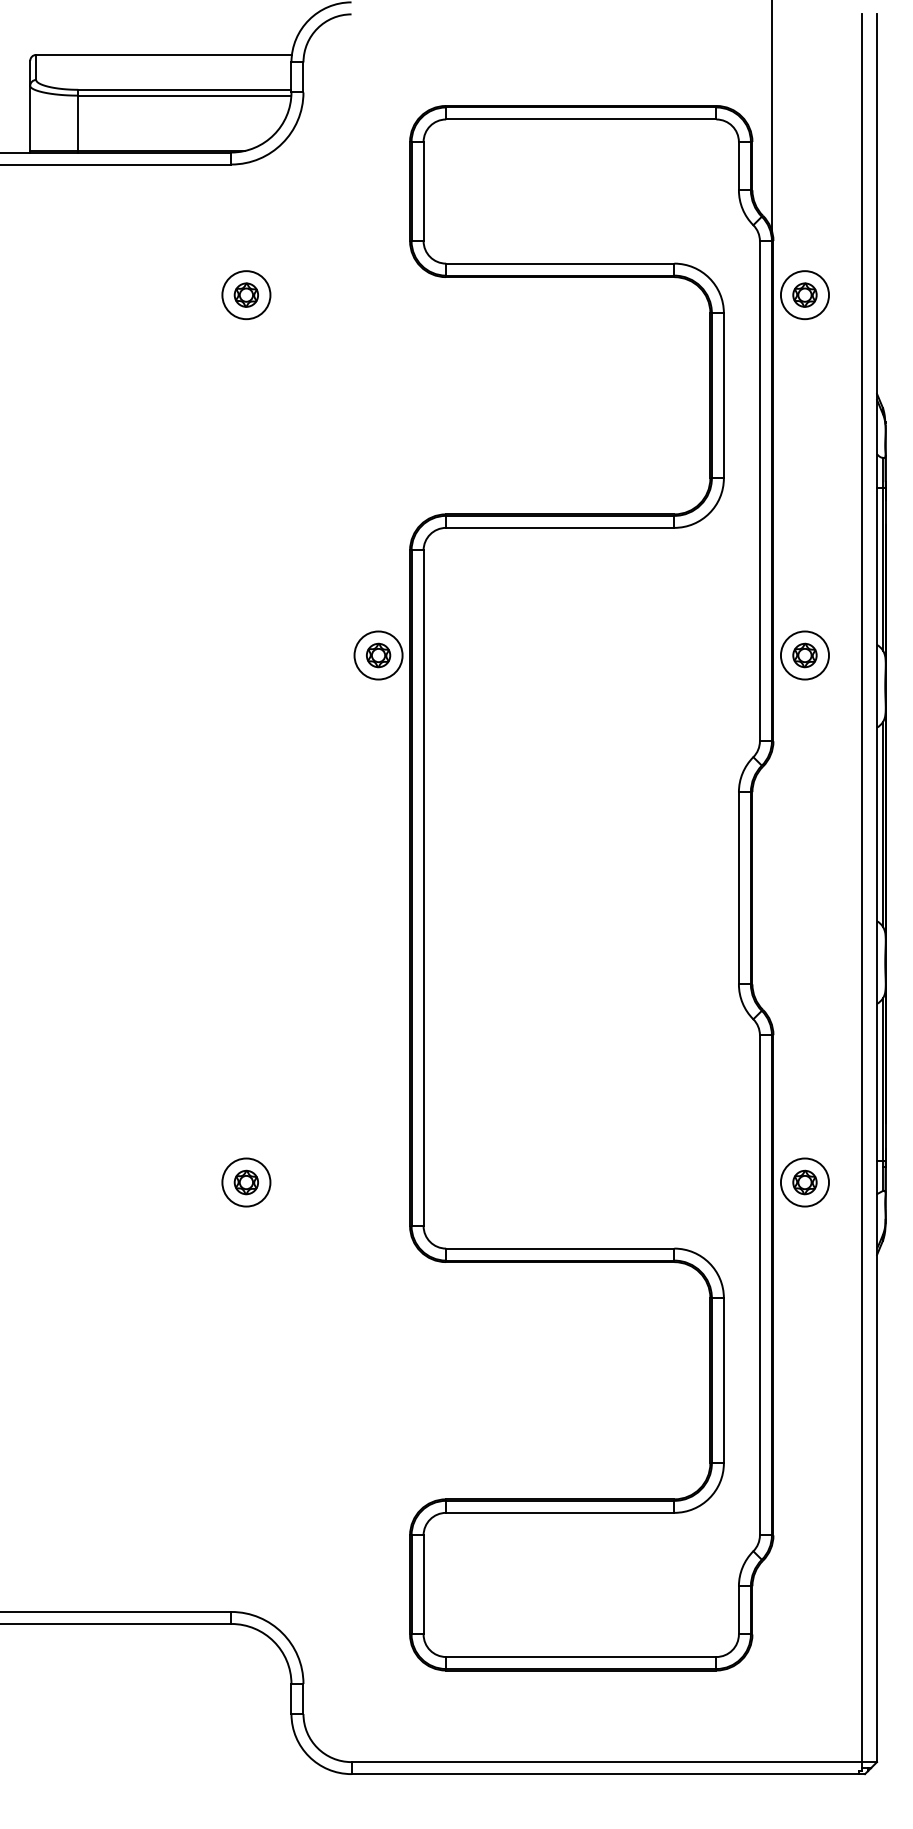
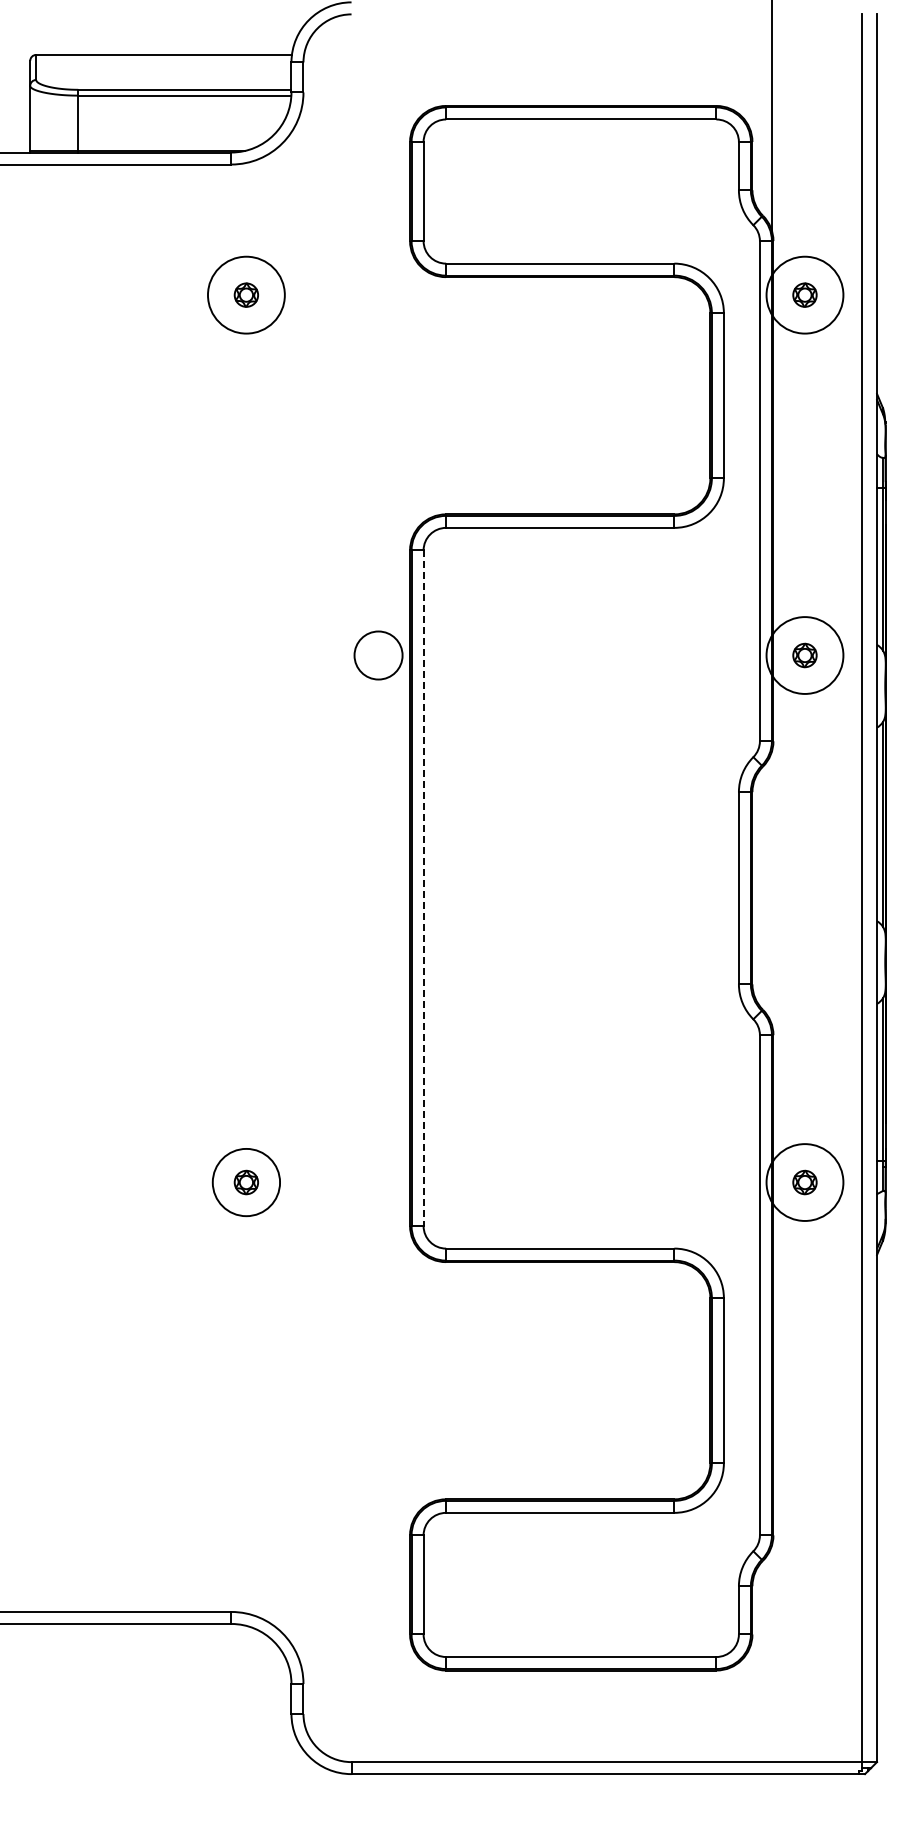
circle diameter: 48 px -> 77 px (245, 294)
circle diameter: 48 px -> 77 px (804, 294)
part: present -> none (378, 655)
circle diameter: 48 px -> 77 px (804, 655)
line: solid -> dashed (423, 888)
circle diameter: 48 px -> 67 px (246, 1182)
circle diameter: 48 px -> 77 px (804, 1182)
